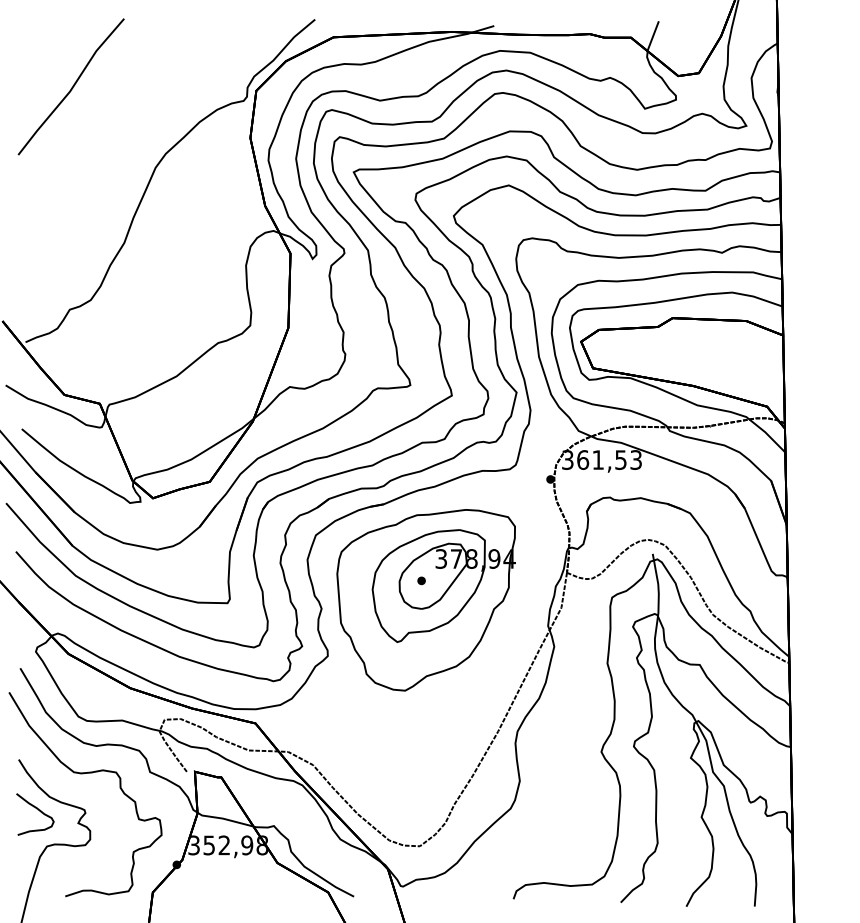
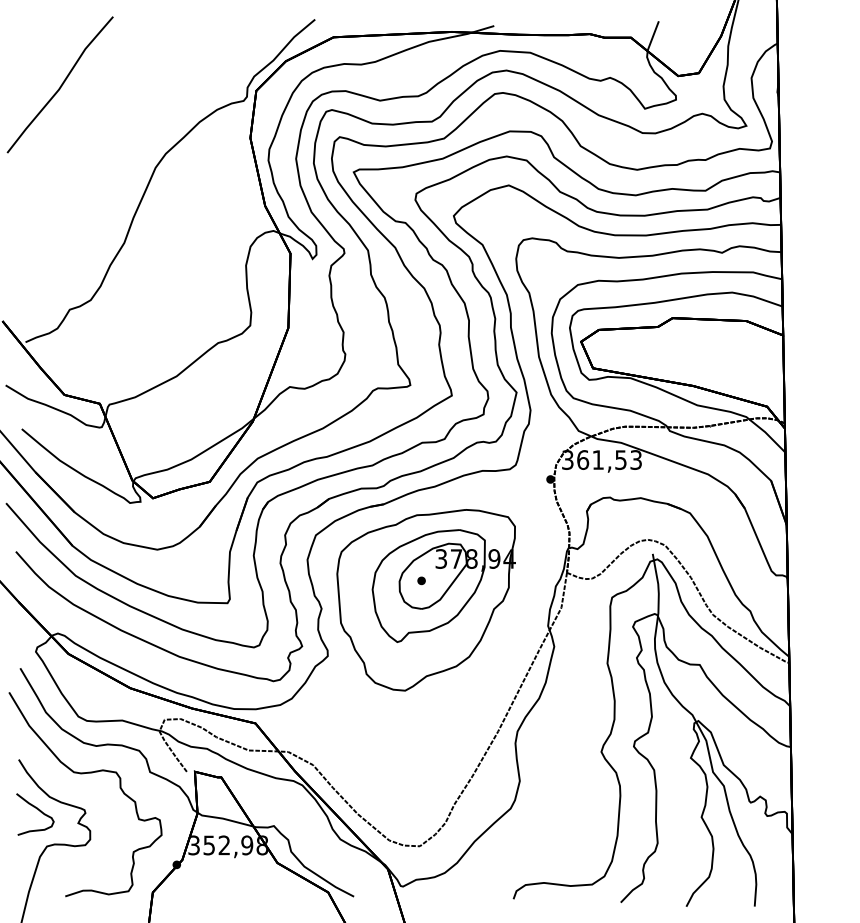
line position: (71, 87) -> (60, 85) (60, 85)
